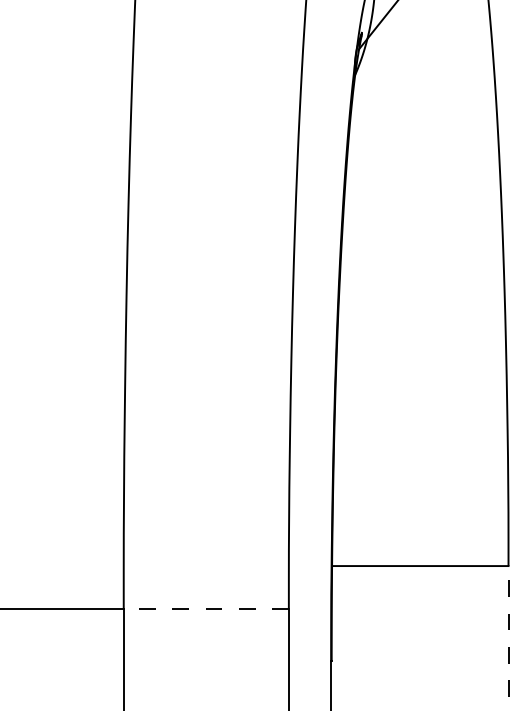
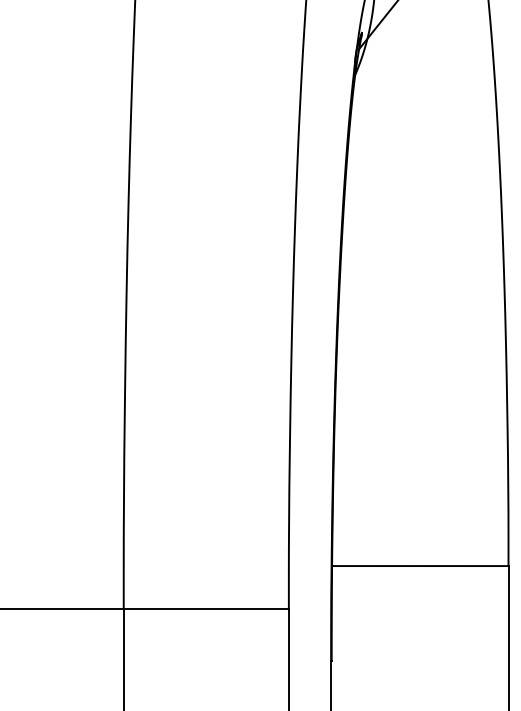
line: dashed -> solid (206, 608)
line: dashed -> solid (508, 638)
